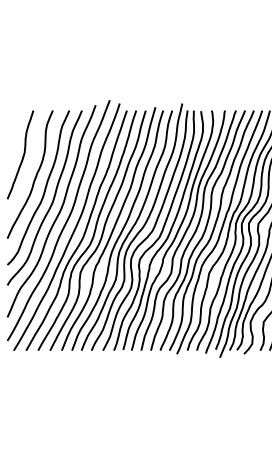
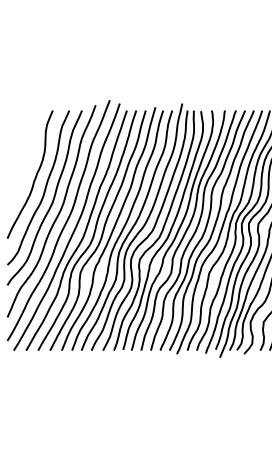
curve: present -> none (22, 155)
